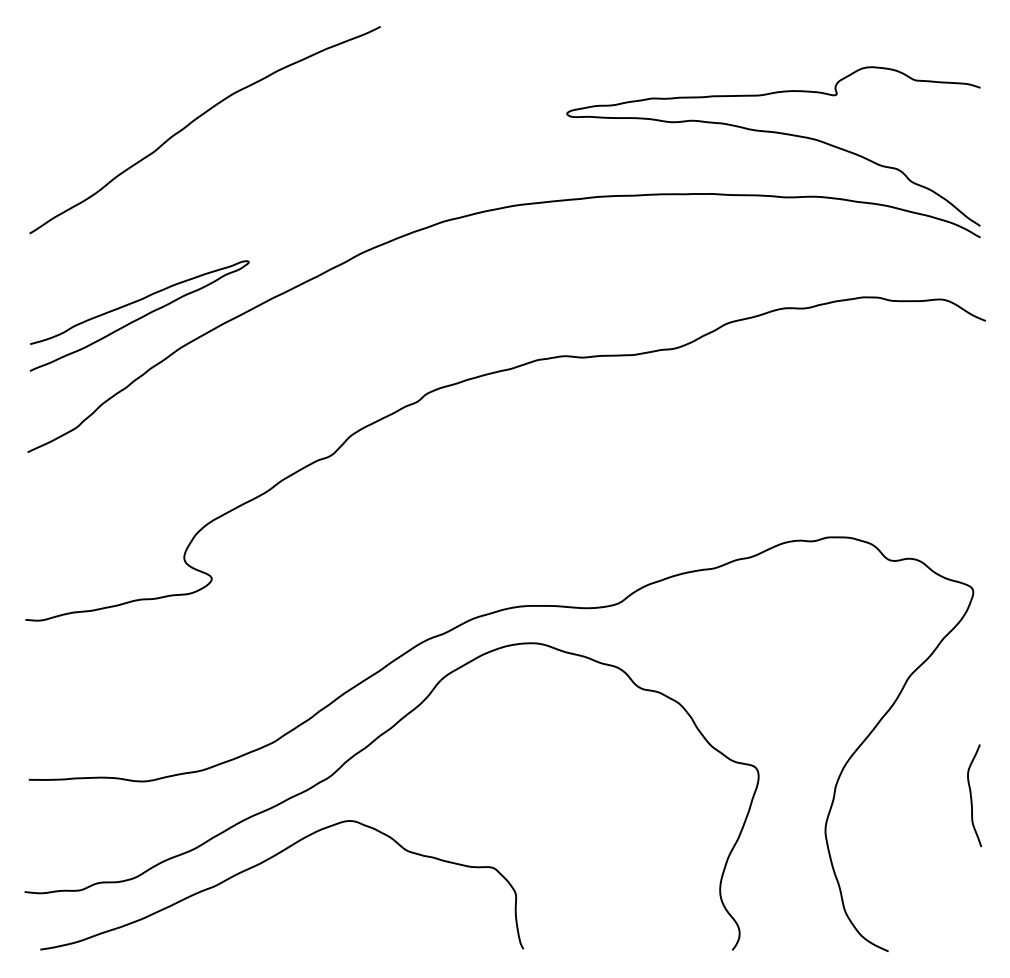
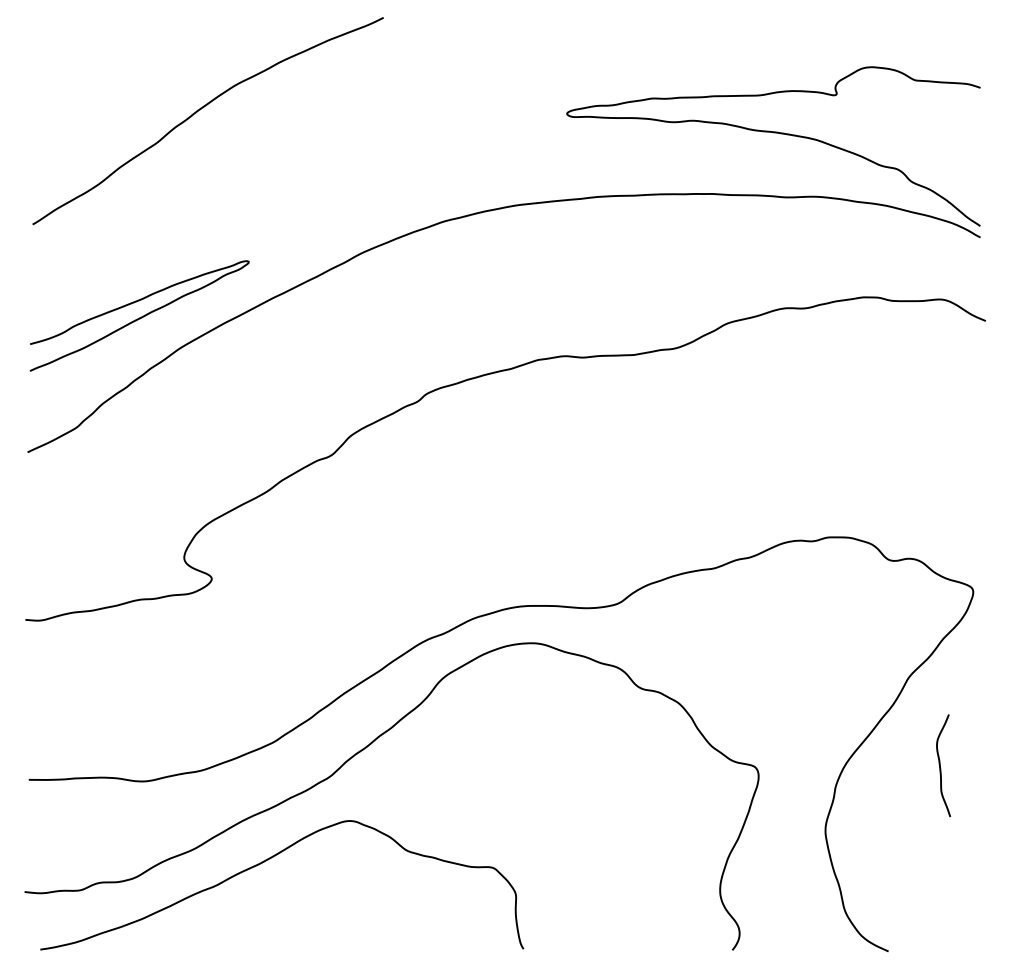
curve position: (197, 119) -> (200, 110) (200, 110)
curve position: (971, 795) -> (940, 765) (940, 765)
